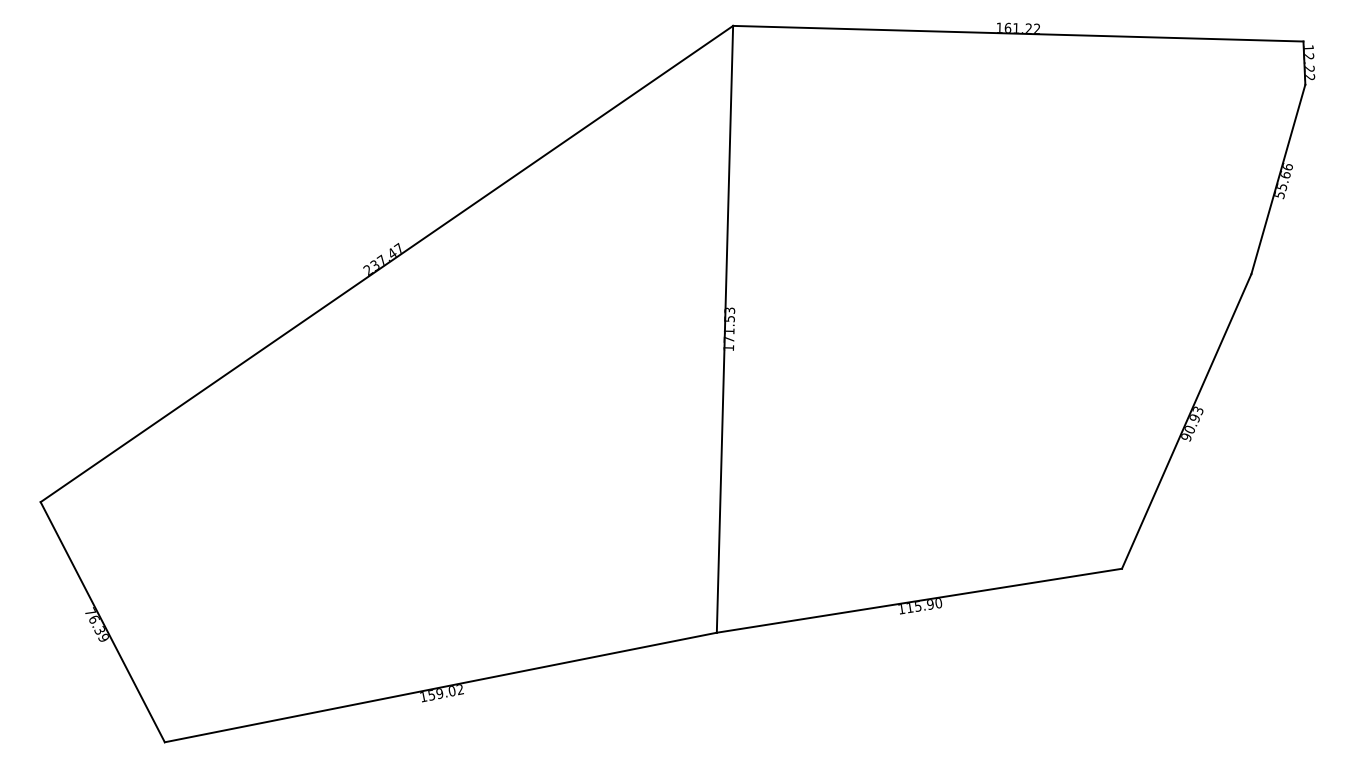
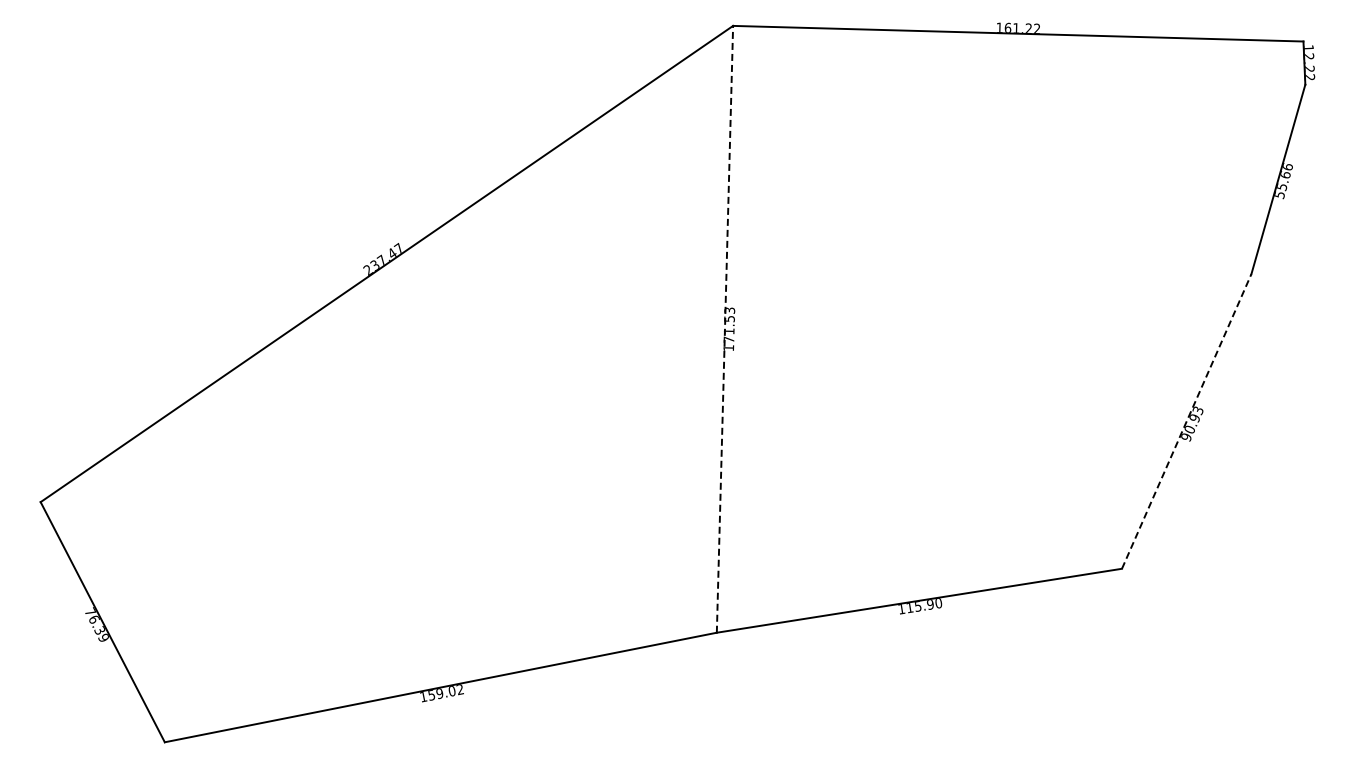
line: solid -> dashed (724, 329)
line: solid -> dashed (1186, 421)
